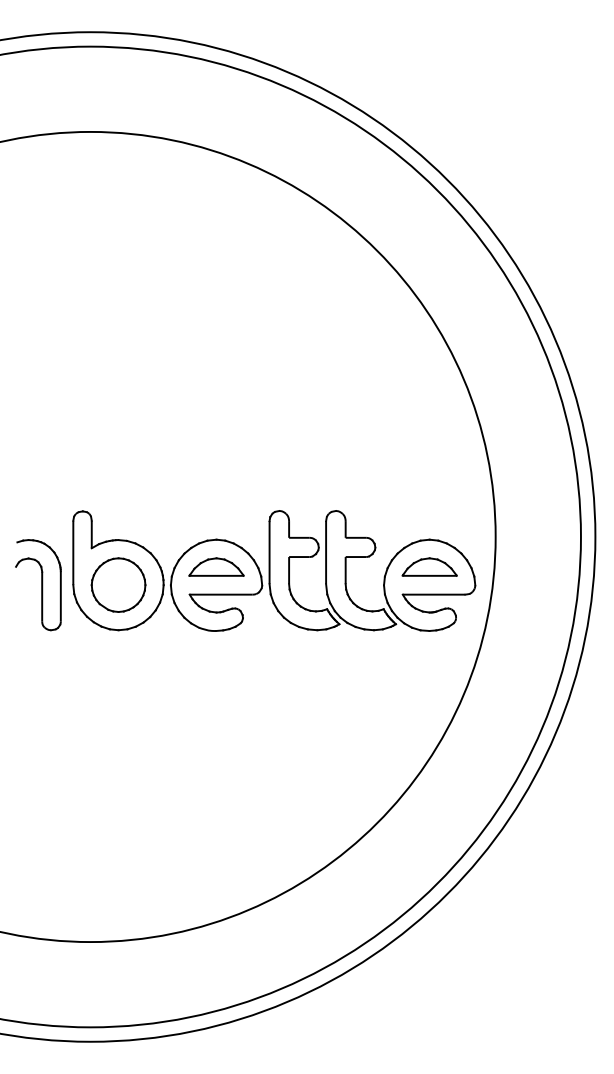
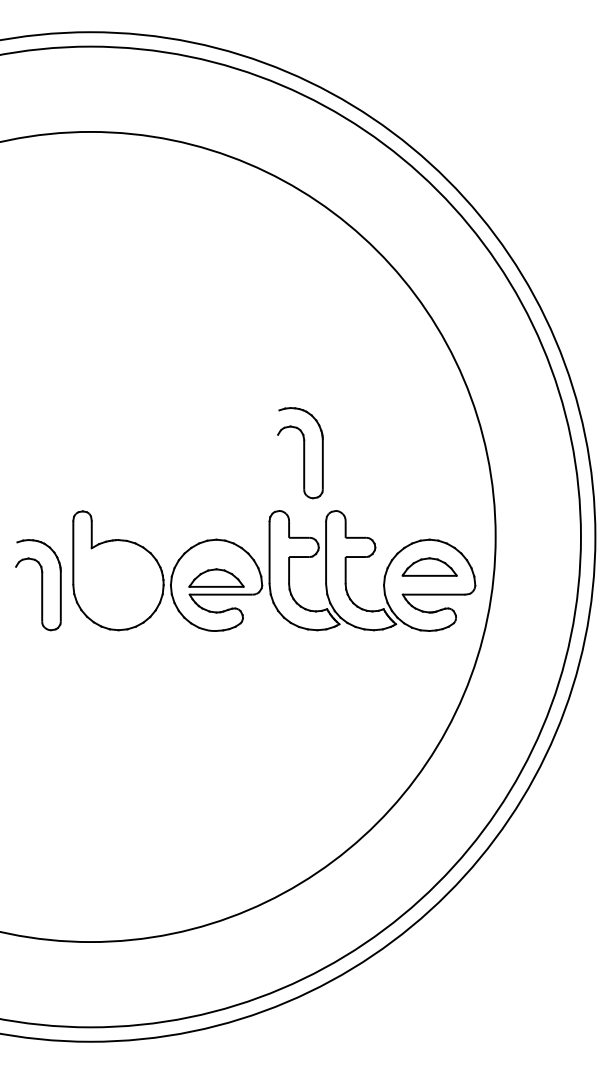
part: none -> present (300, 453)
part position: (216, 566) -> (216, 577) (216, 577)
part: present -> none (118, 584)
